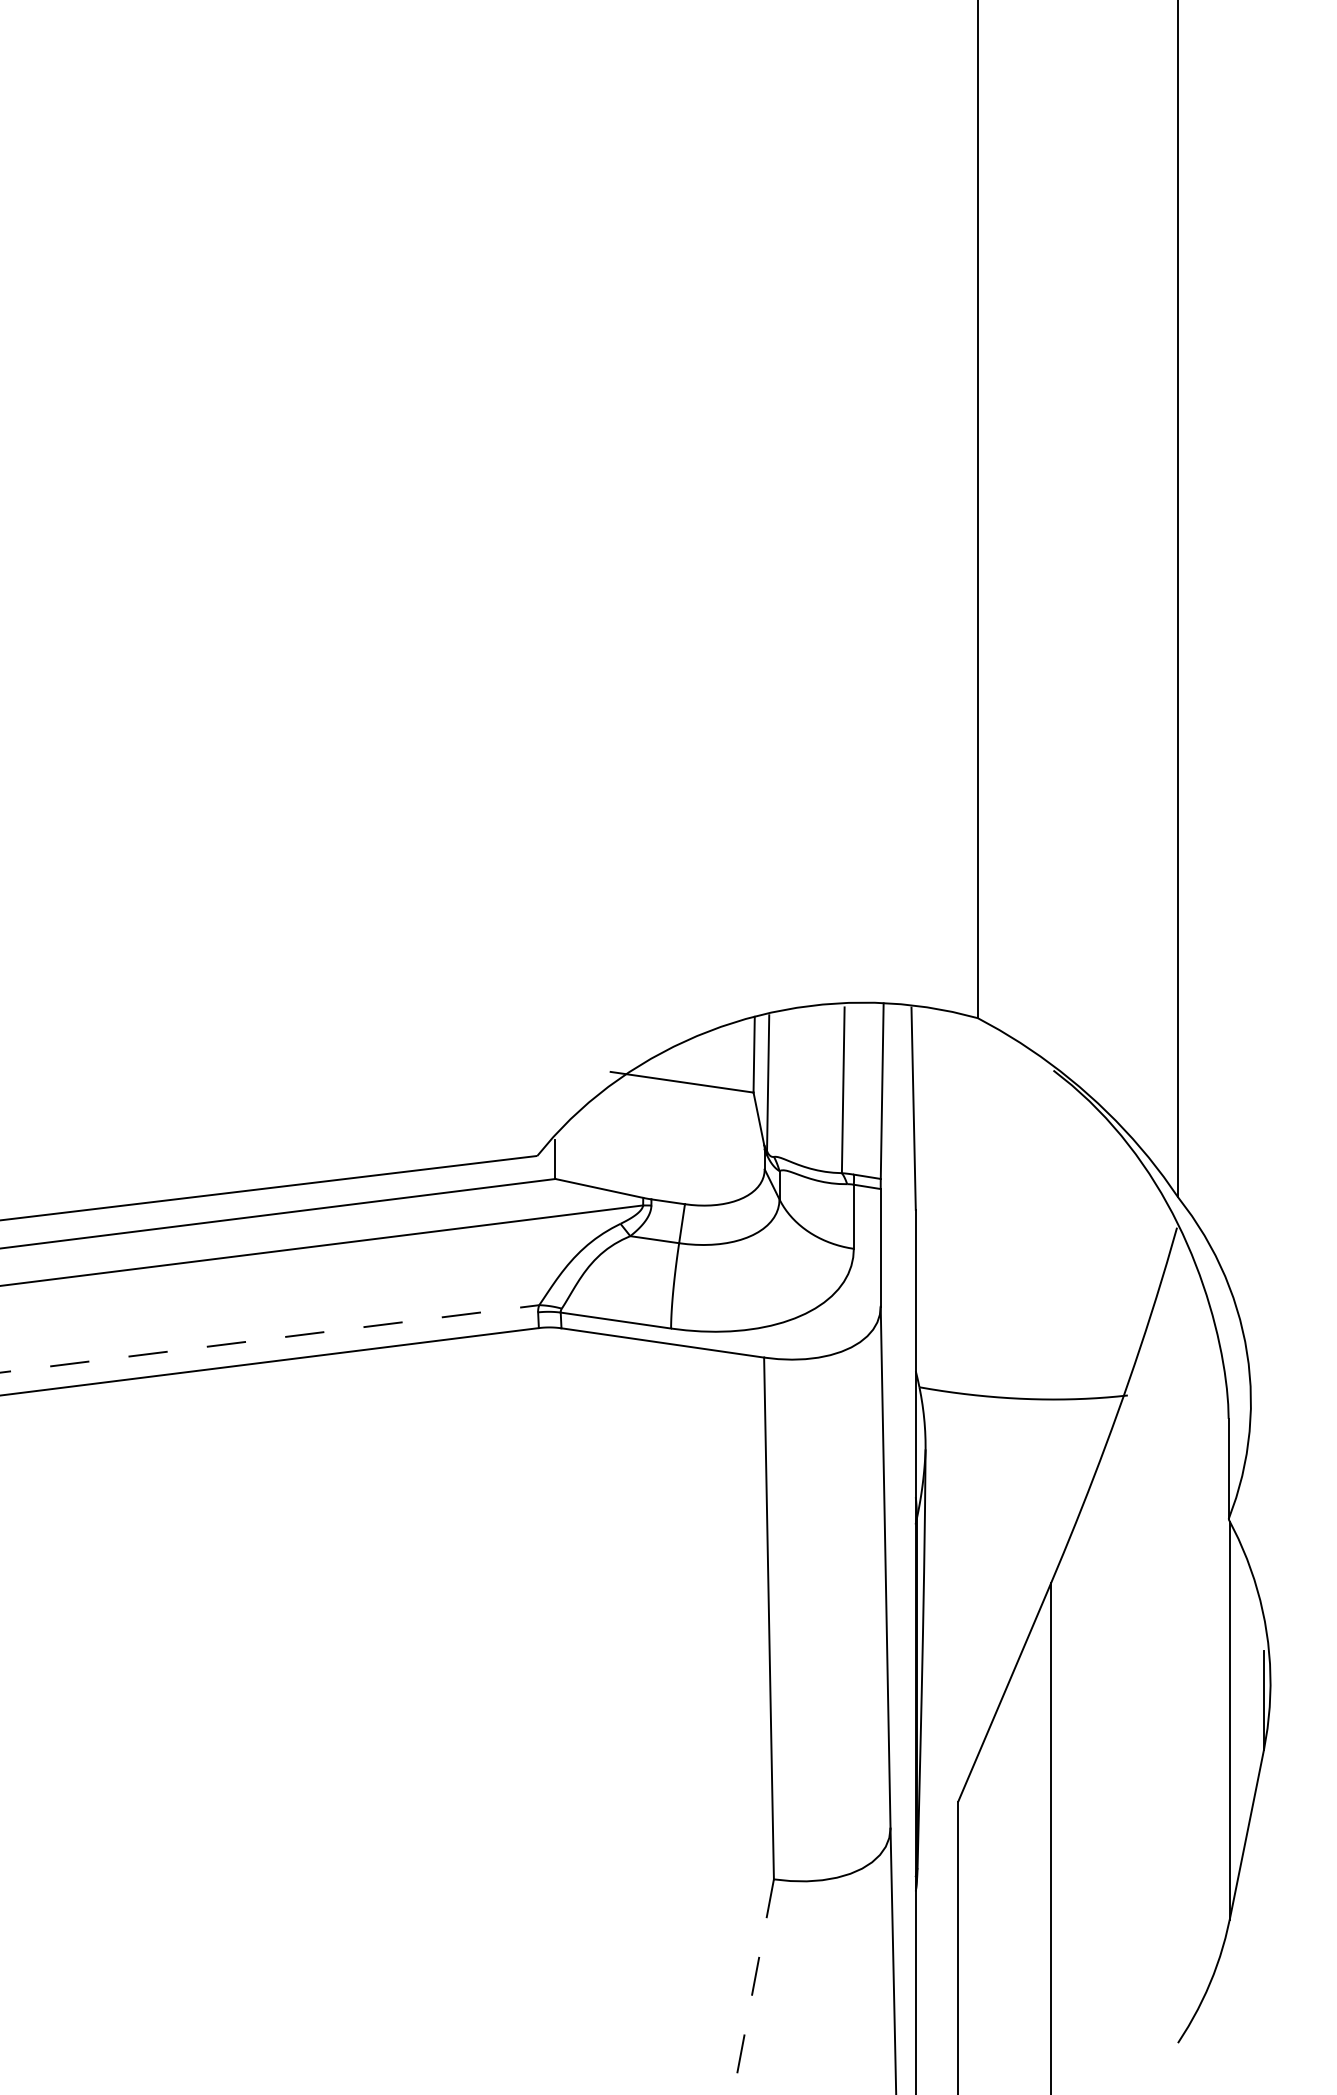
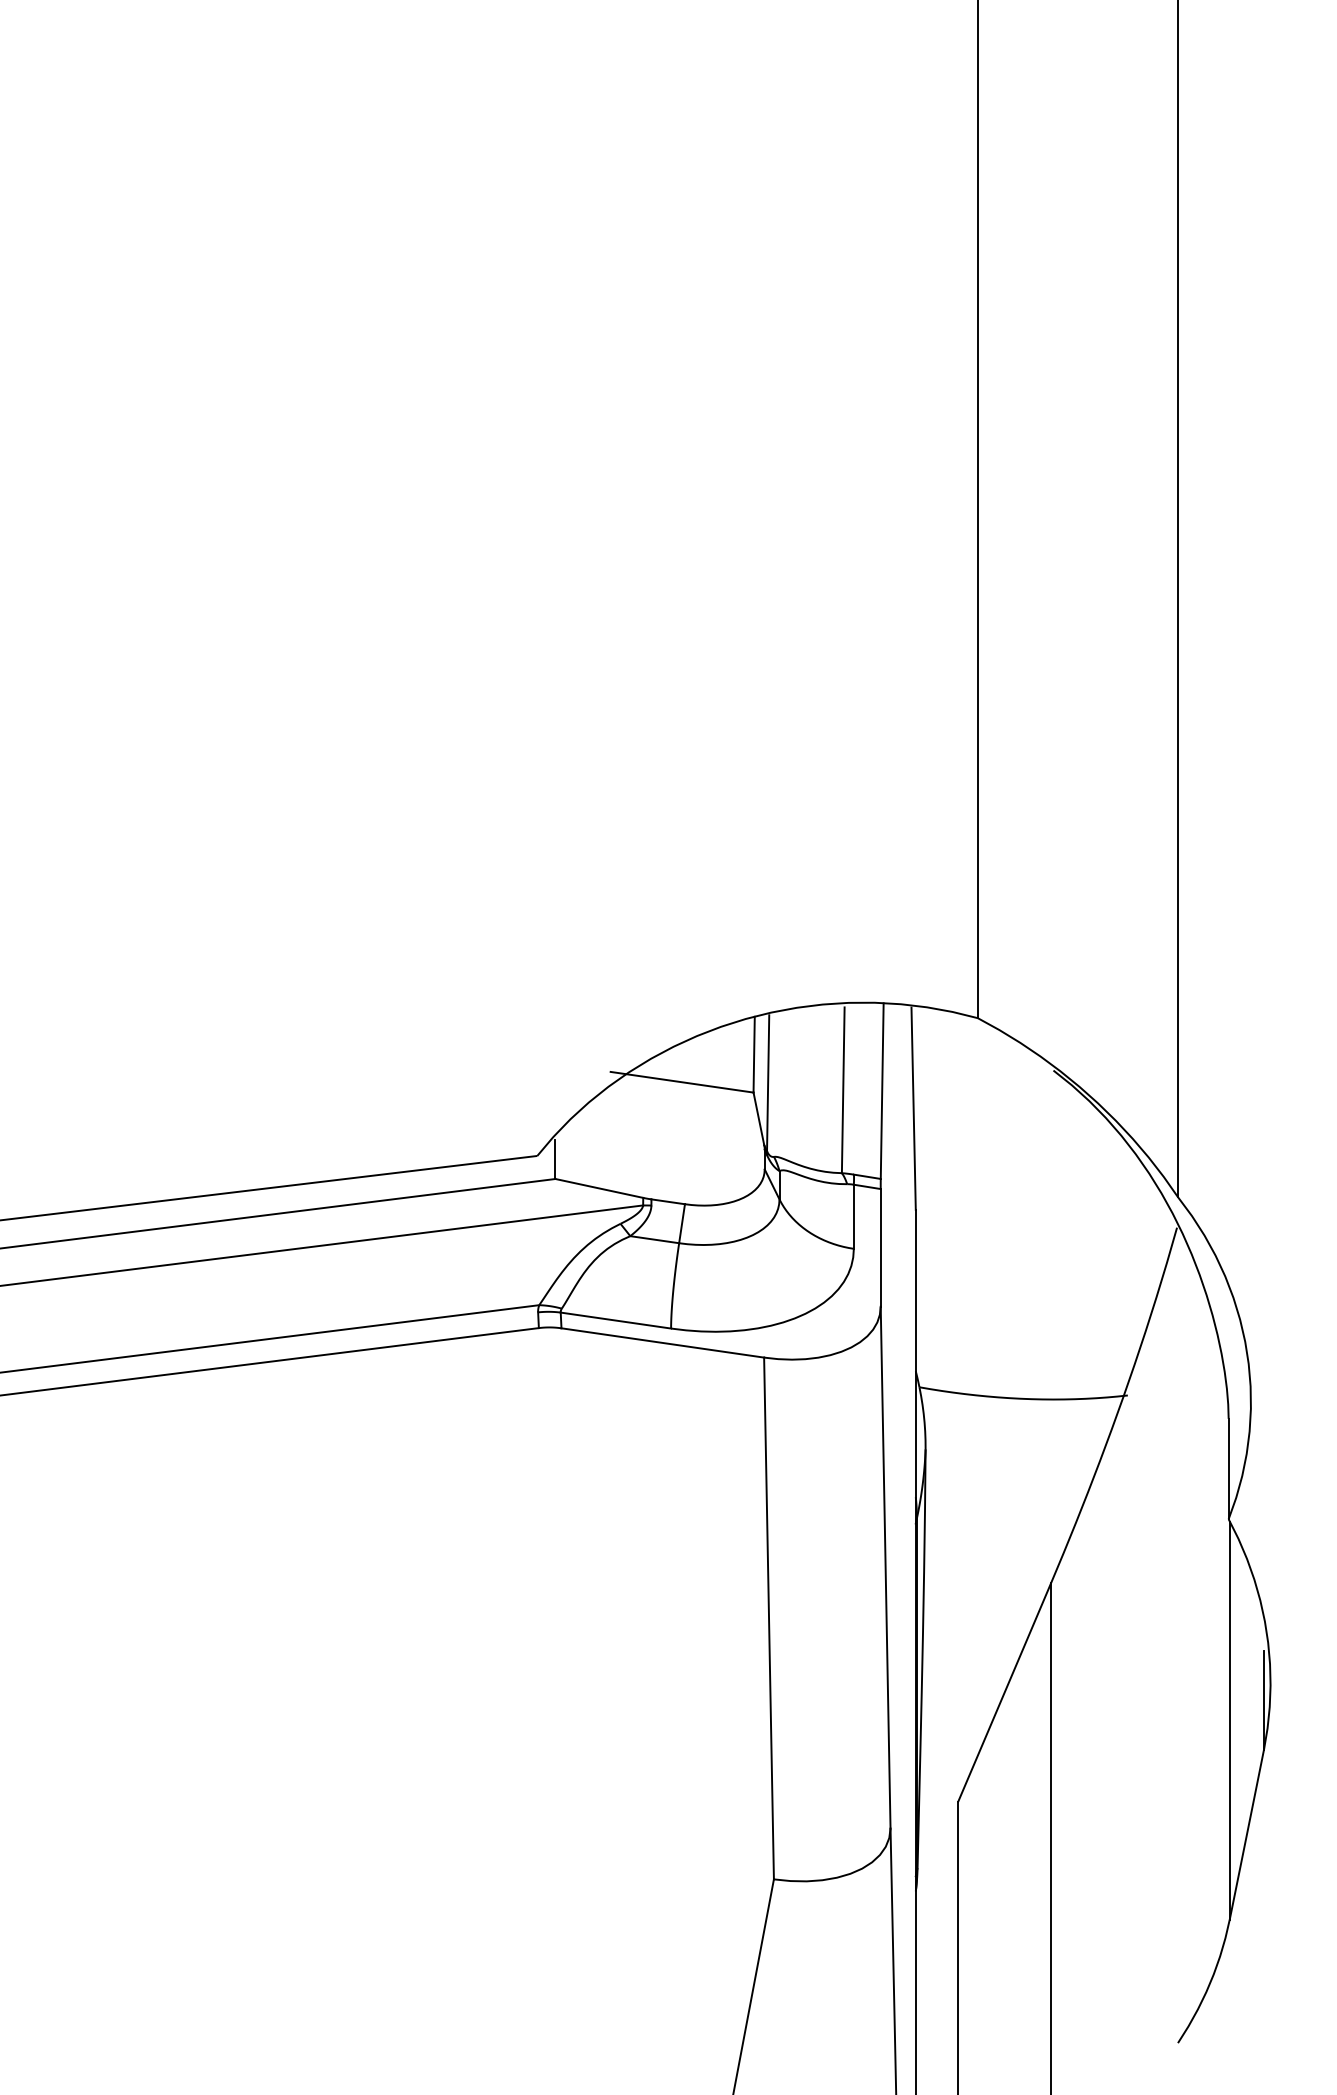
line: dashed -> solid (270, 1338)
line: dashed -> solid (753, 1987)
